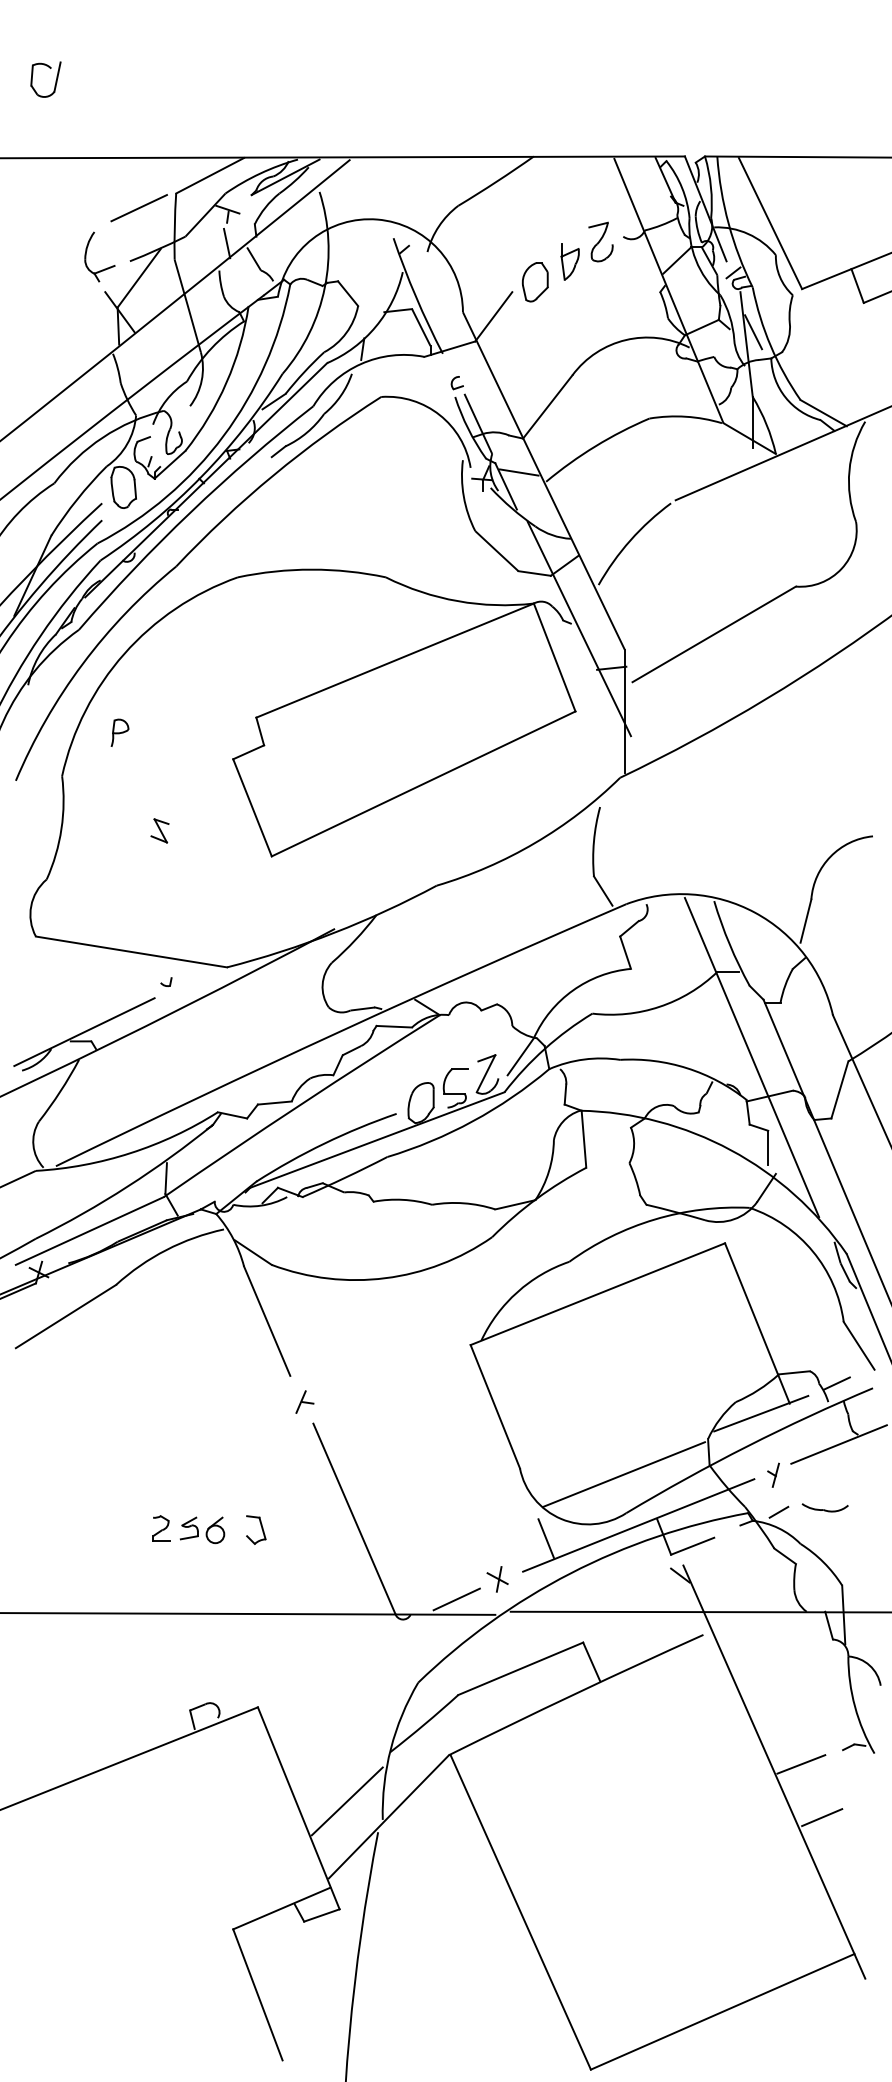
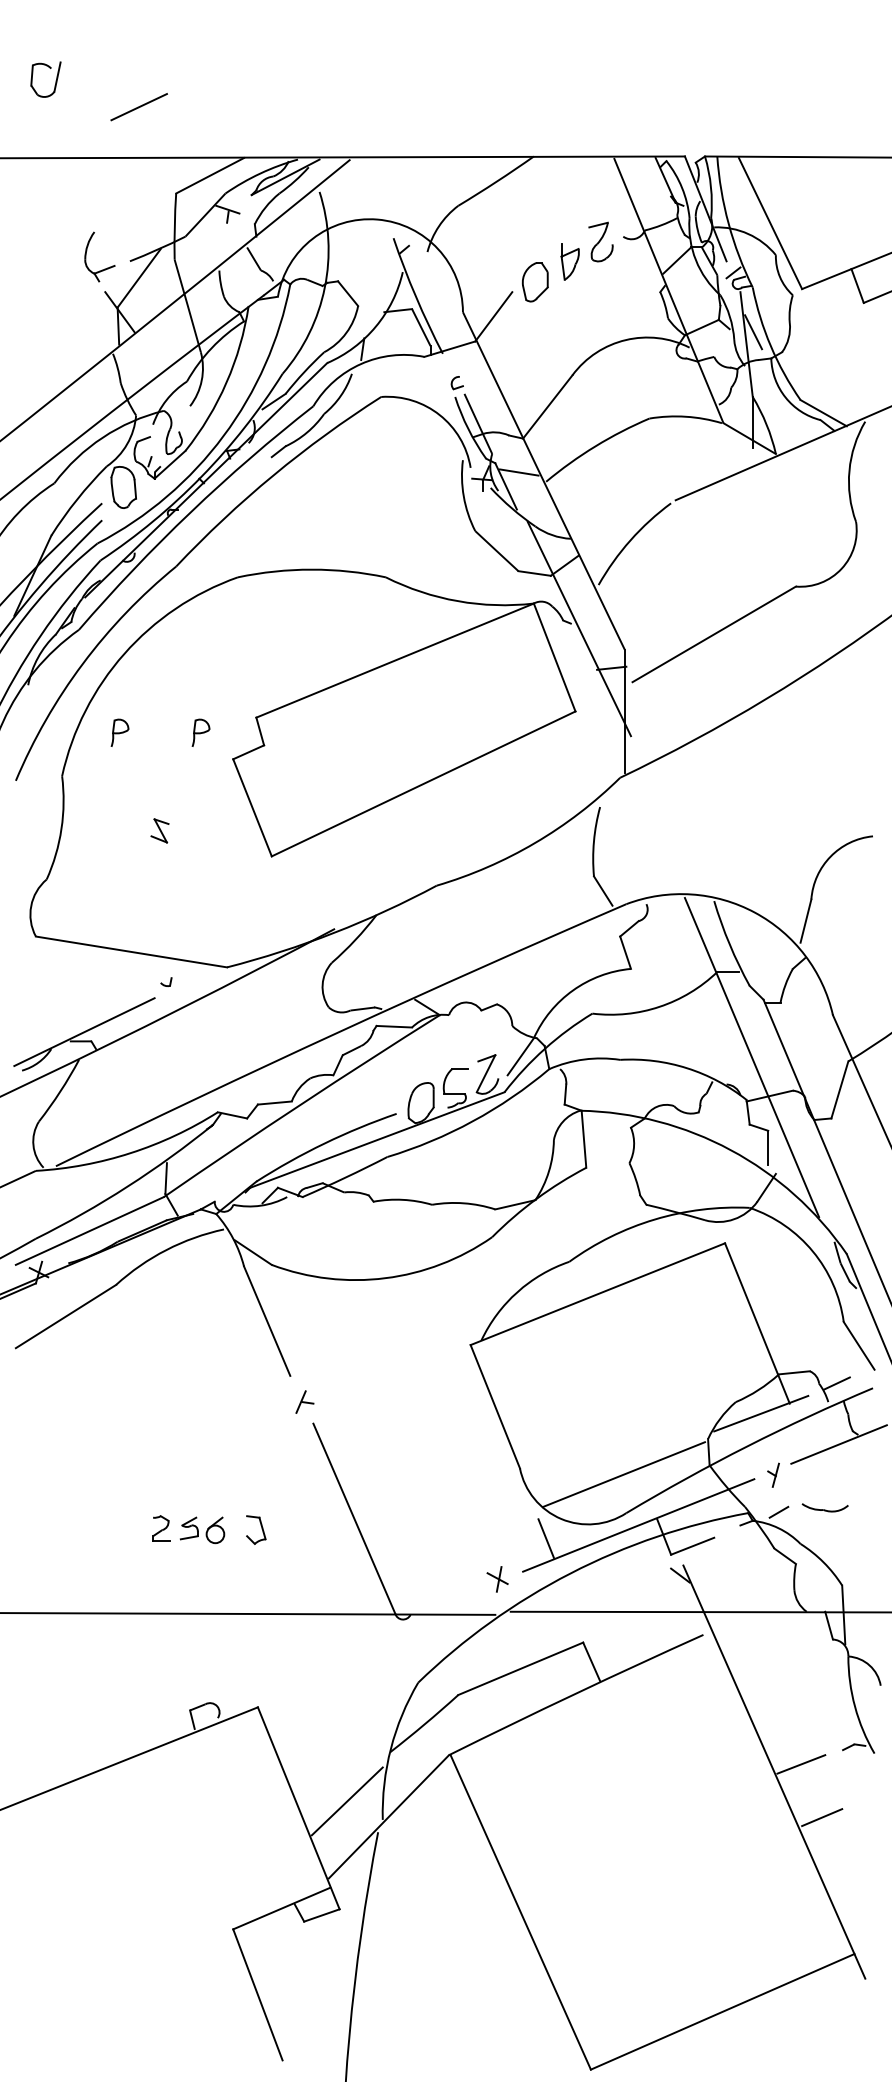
line position: (138, 208) -> (138, 107) (138, 107)
line: present -> none (227, 243)
part: none -> present (200, 732)
line: present -> none (456, 1599)
